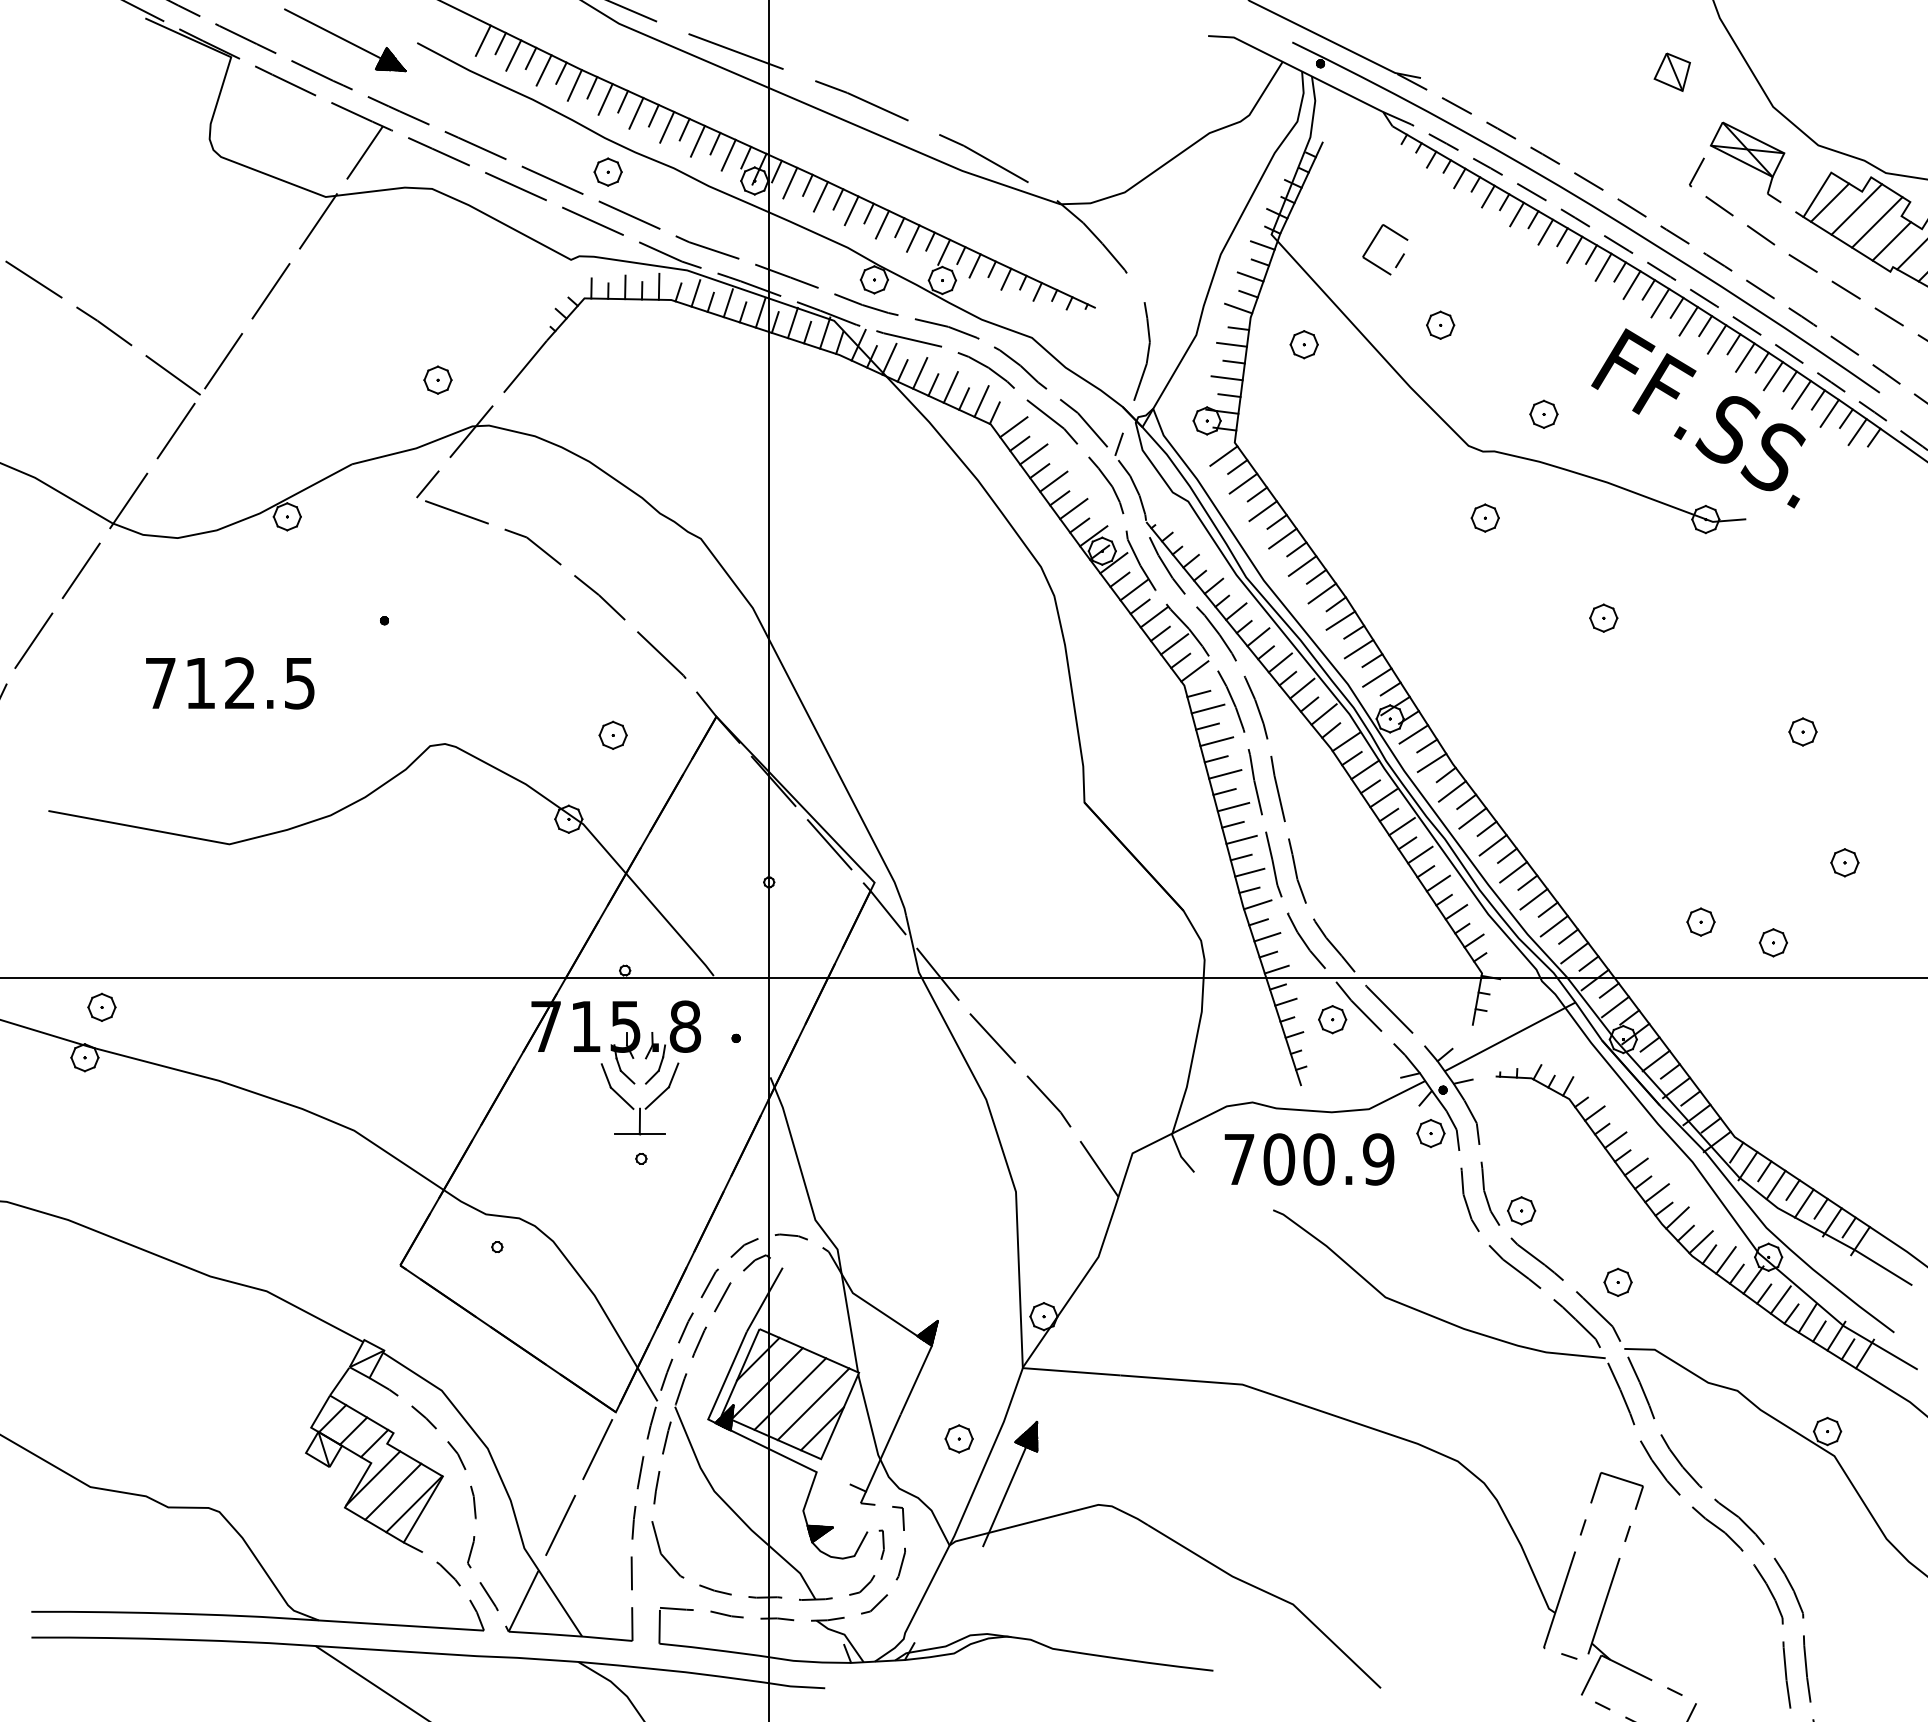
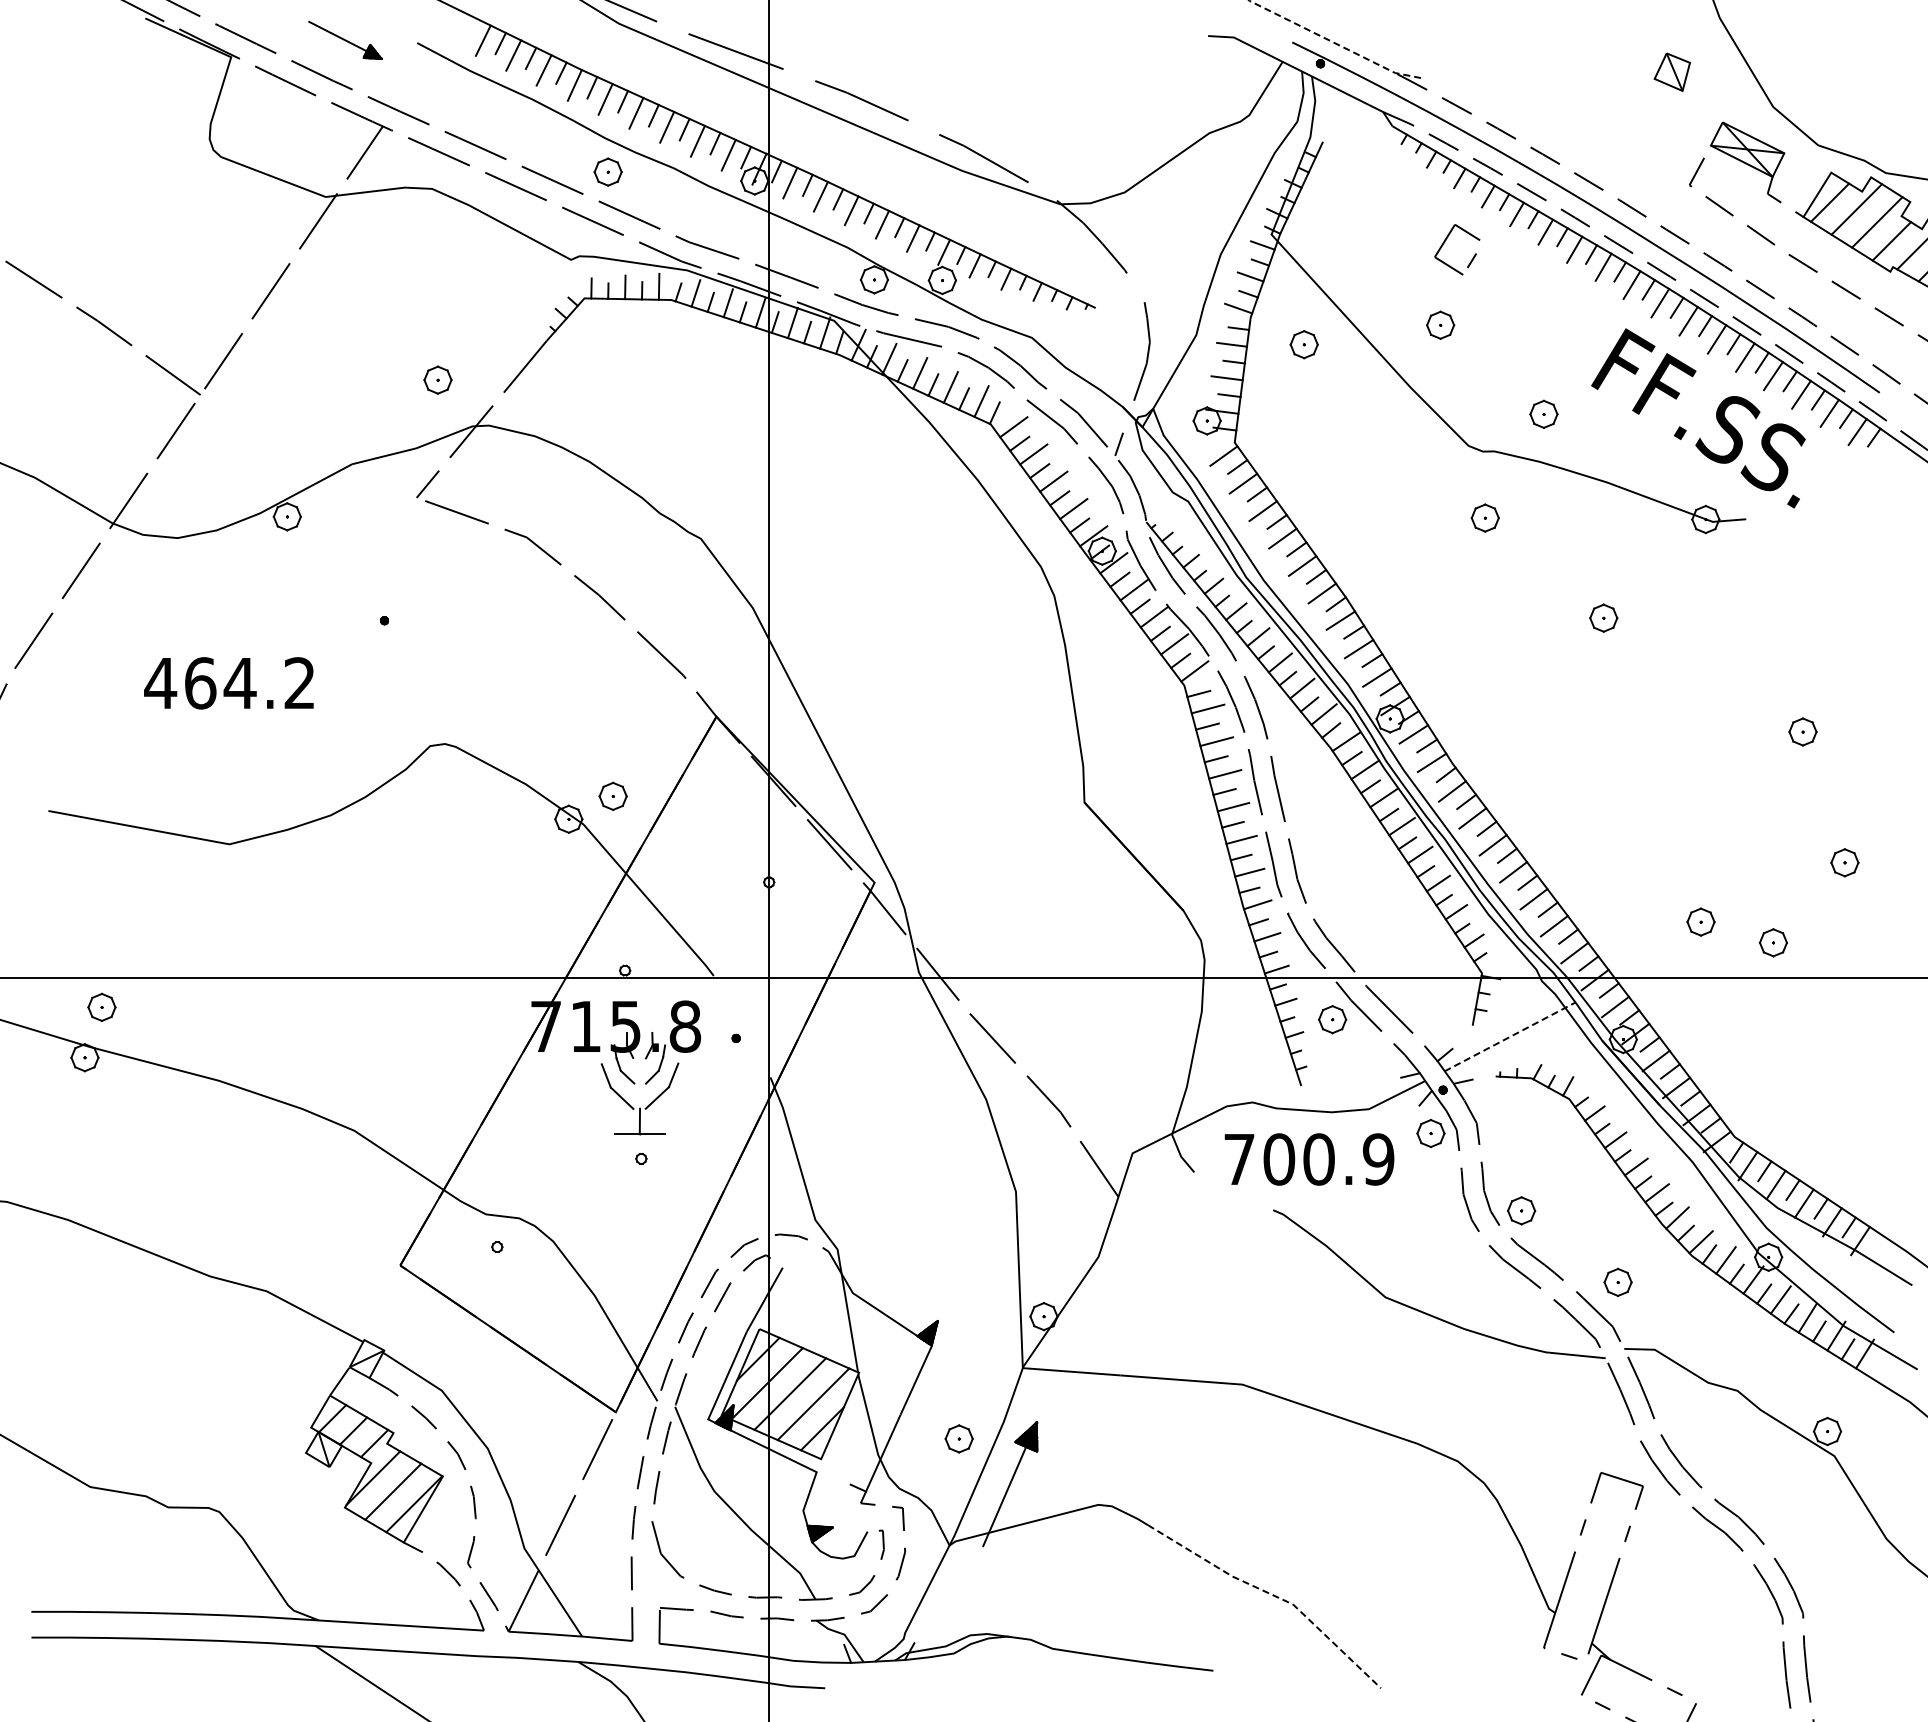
part size: 123x65 px -> 75x39 px (345, 40)
line: solid -> dashed (1333, 42)
part position: (1373, 242) -> (1445, 242) (1445, 242)
text: 712.5 -> 464.2 (229, 683)
part position: (612, 734) -> (612, 795) (612, 795)
line: solid -> dashed (1510, 1036)
line: solid -> dashed (1273, 1595)
